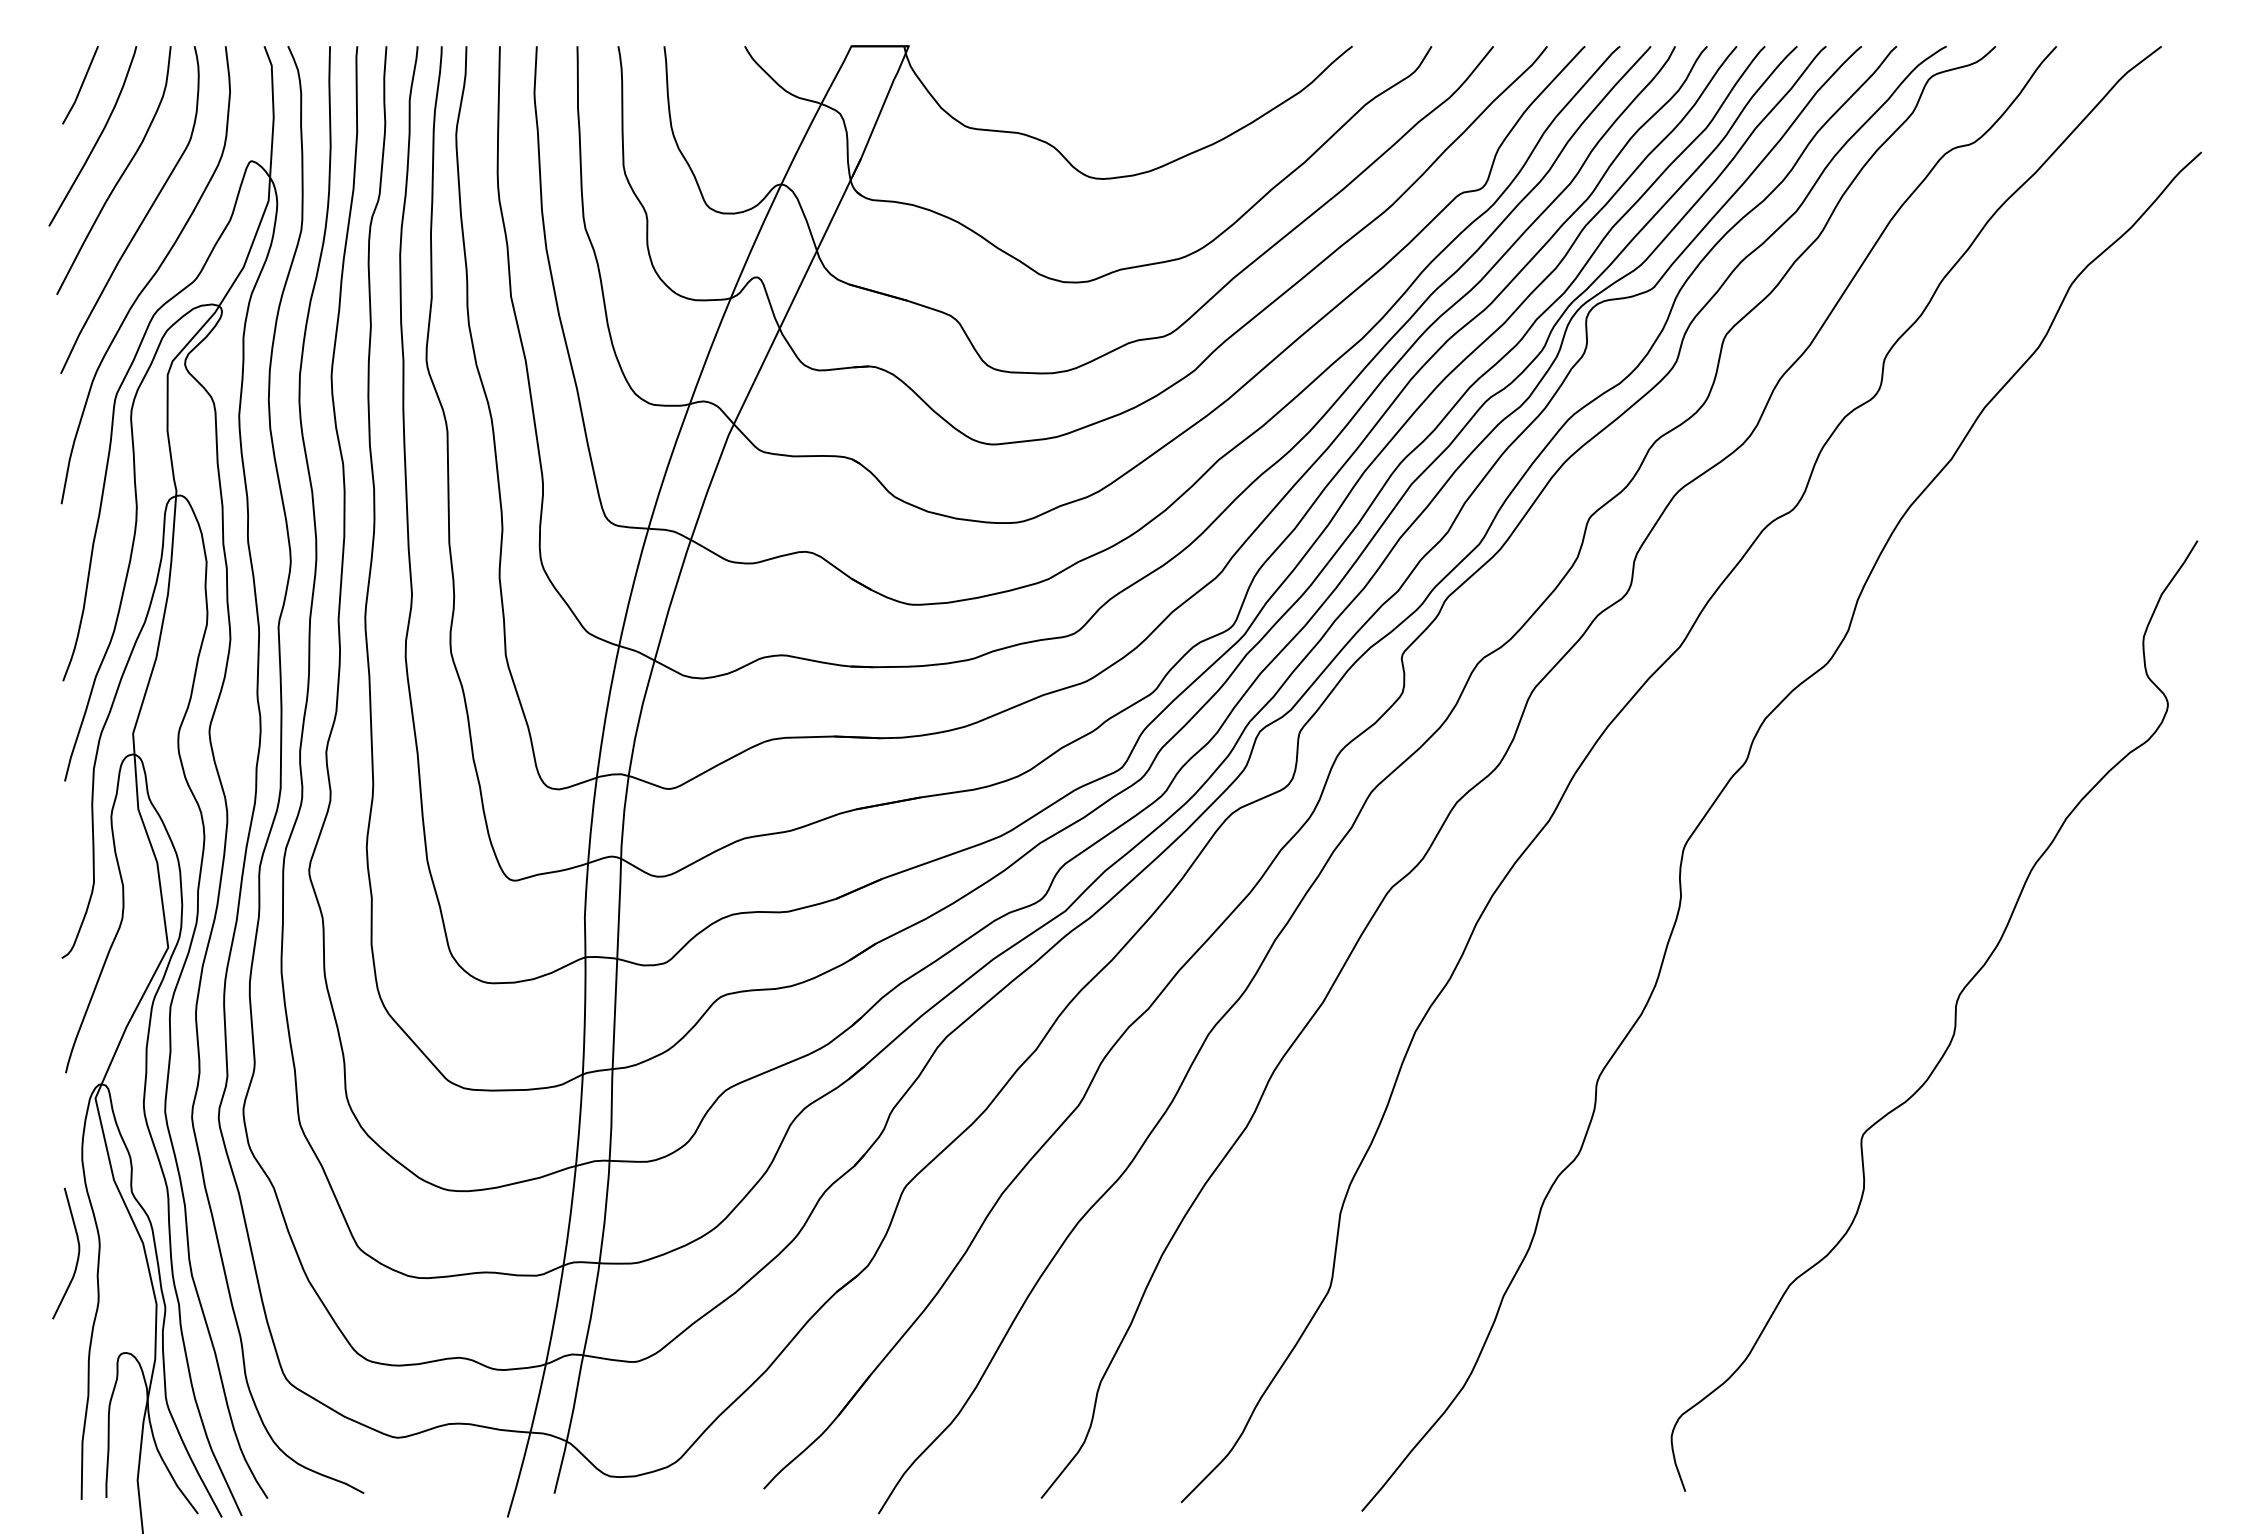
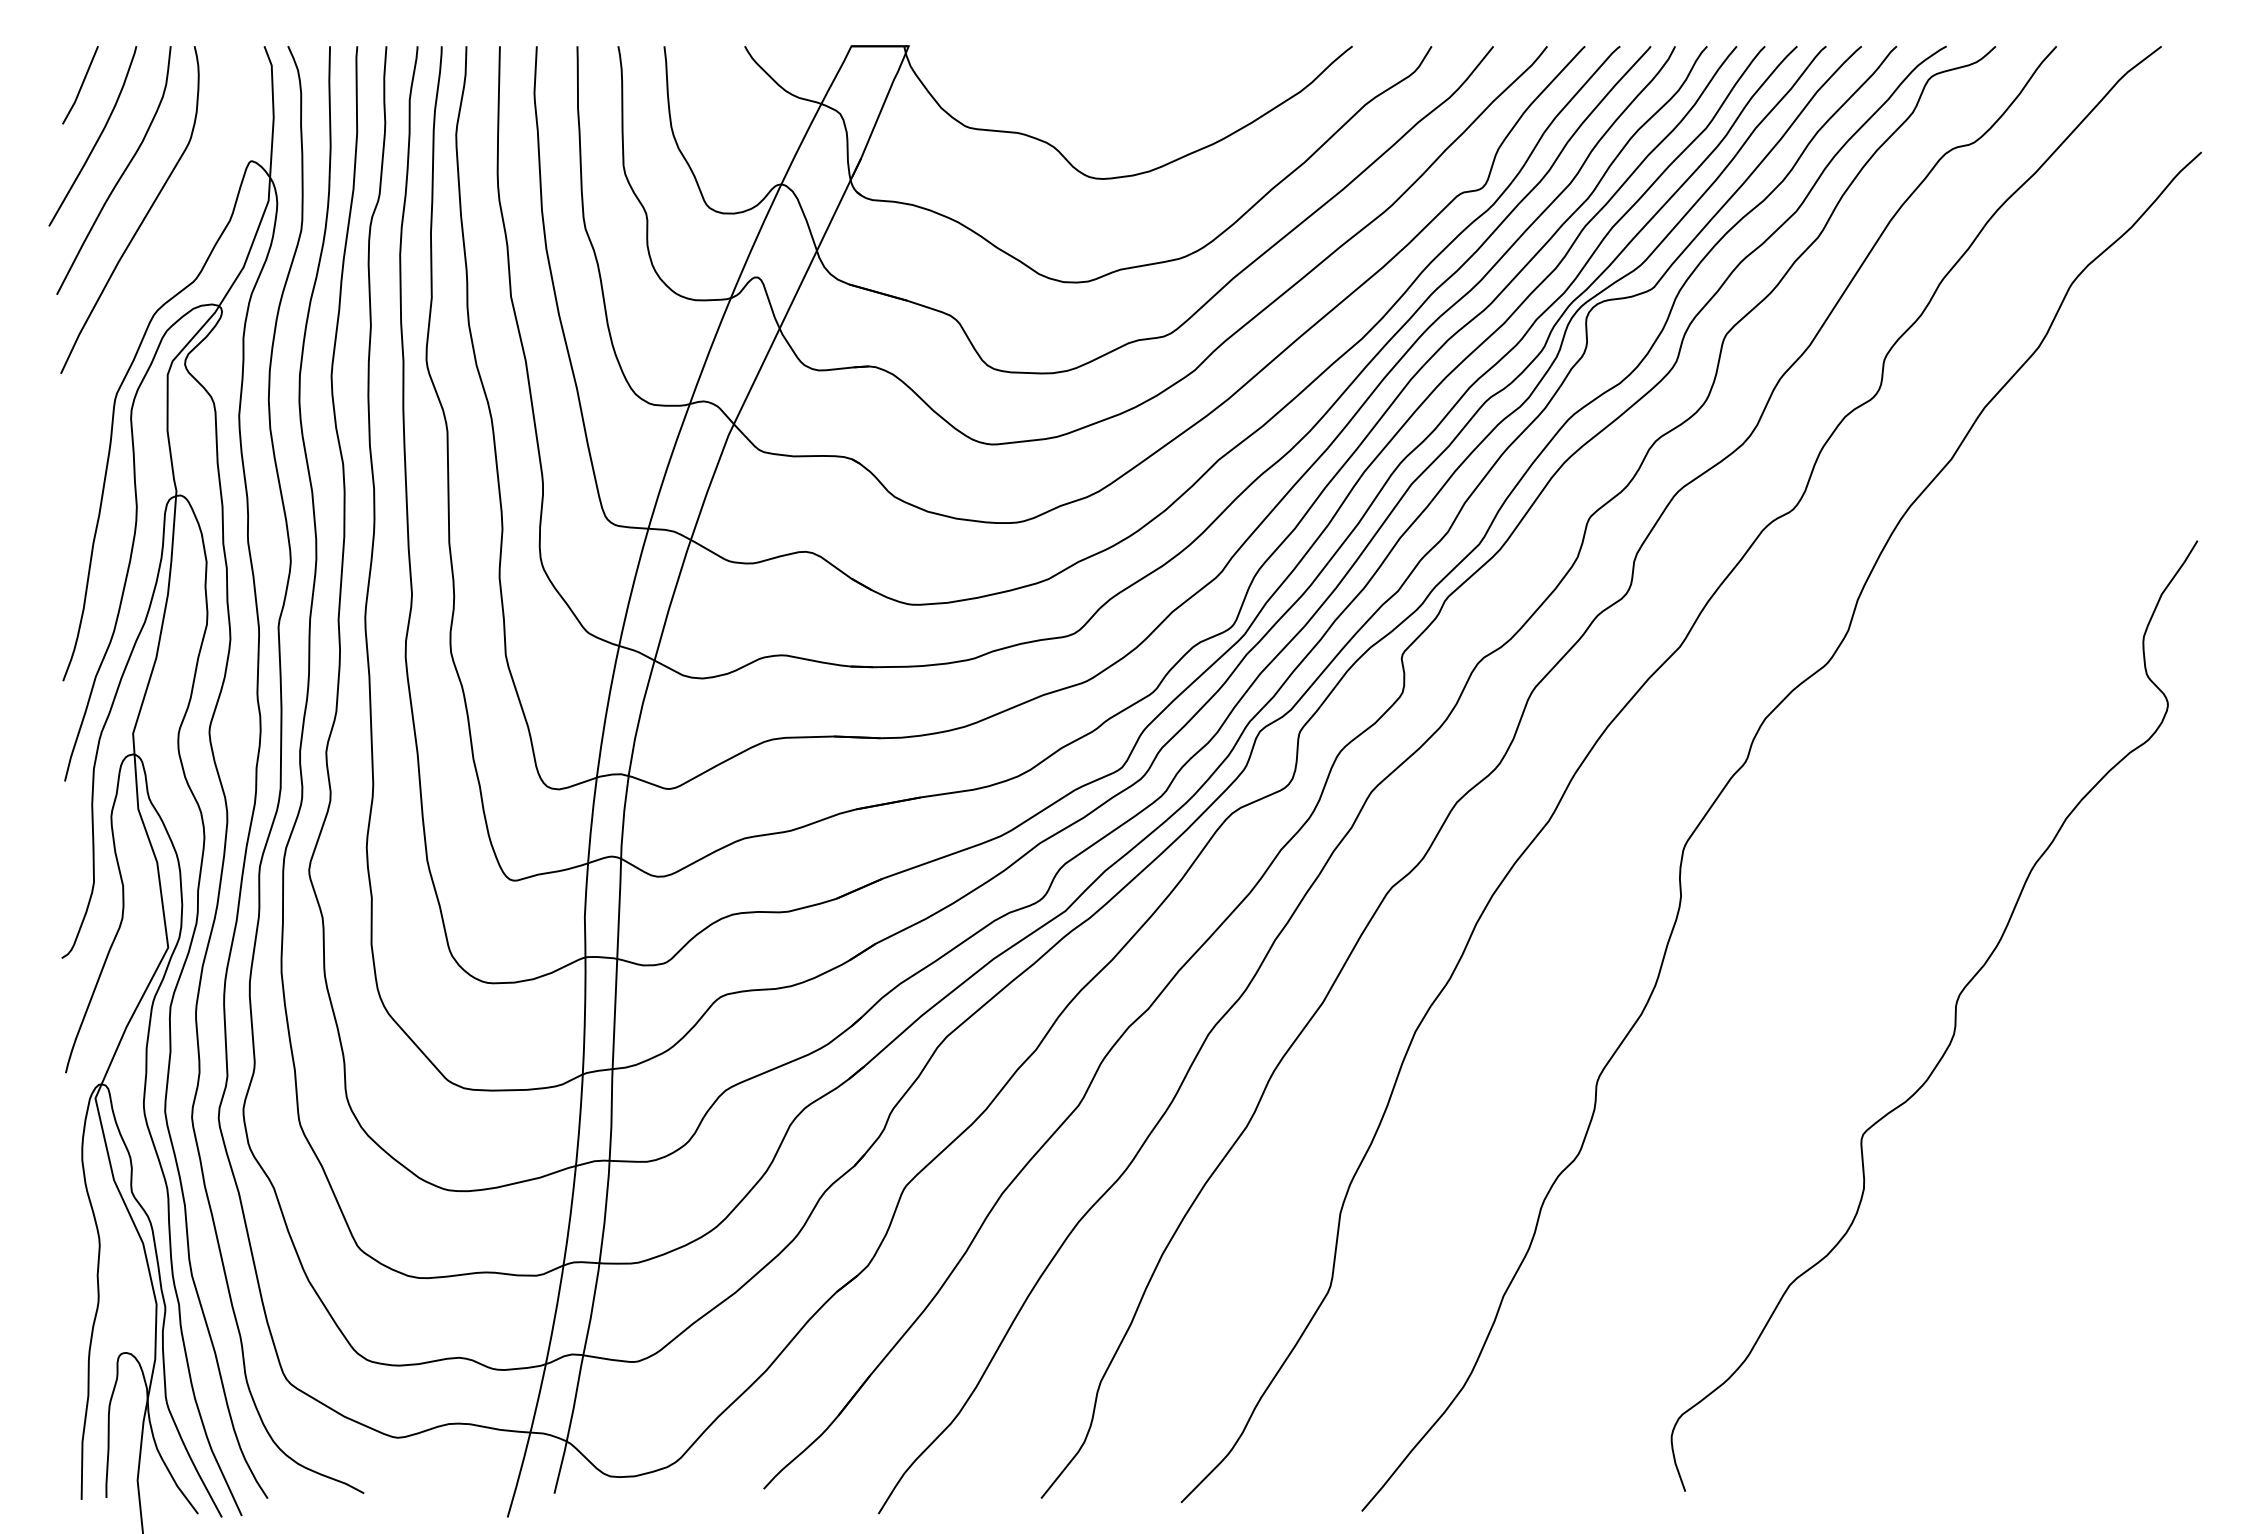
curve: present -> none (149, 279)
curve: present -> none (77, 1254)
